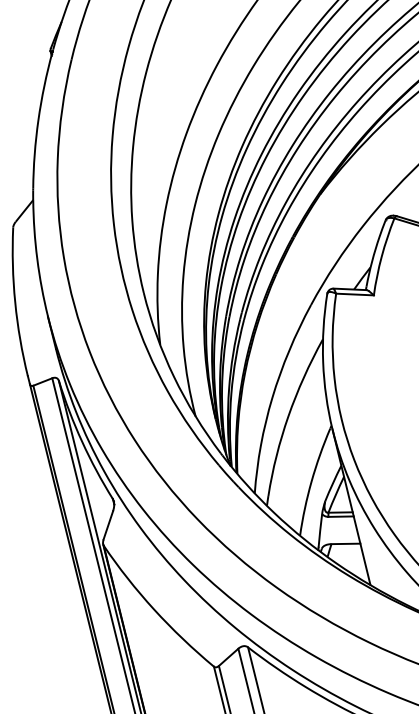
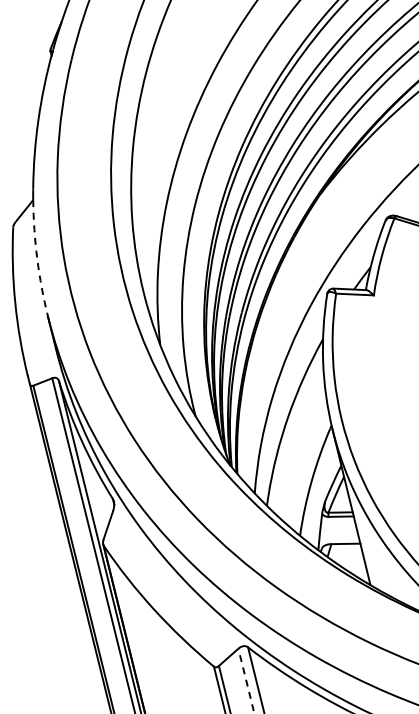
arc: solid -> dashed (37, 258)
line: solid -> dashed (246, 680)
